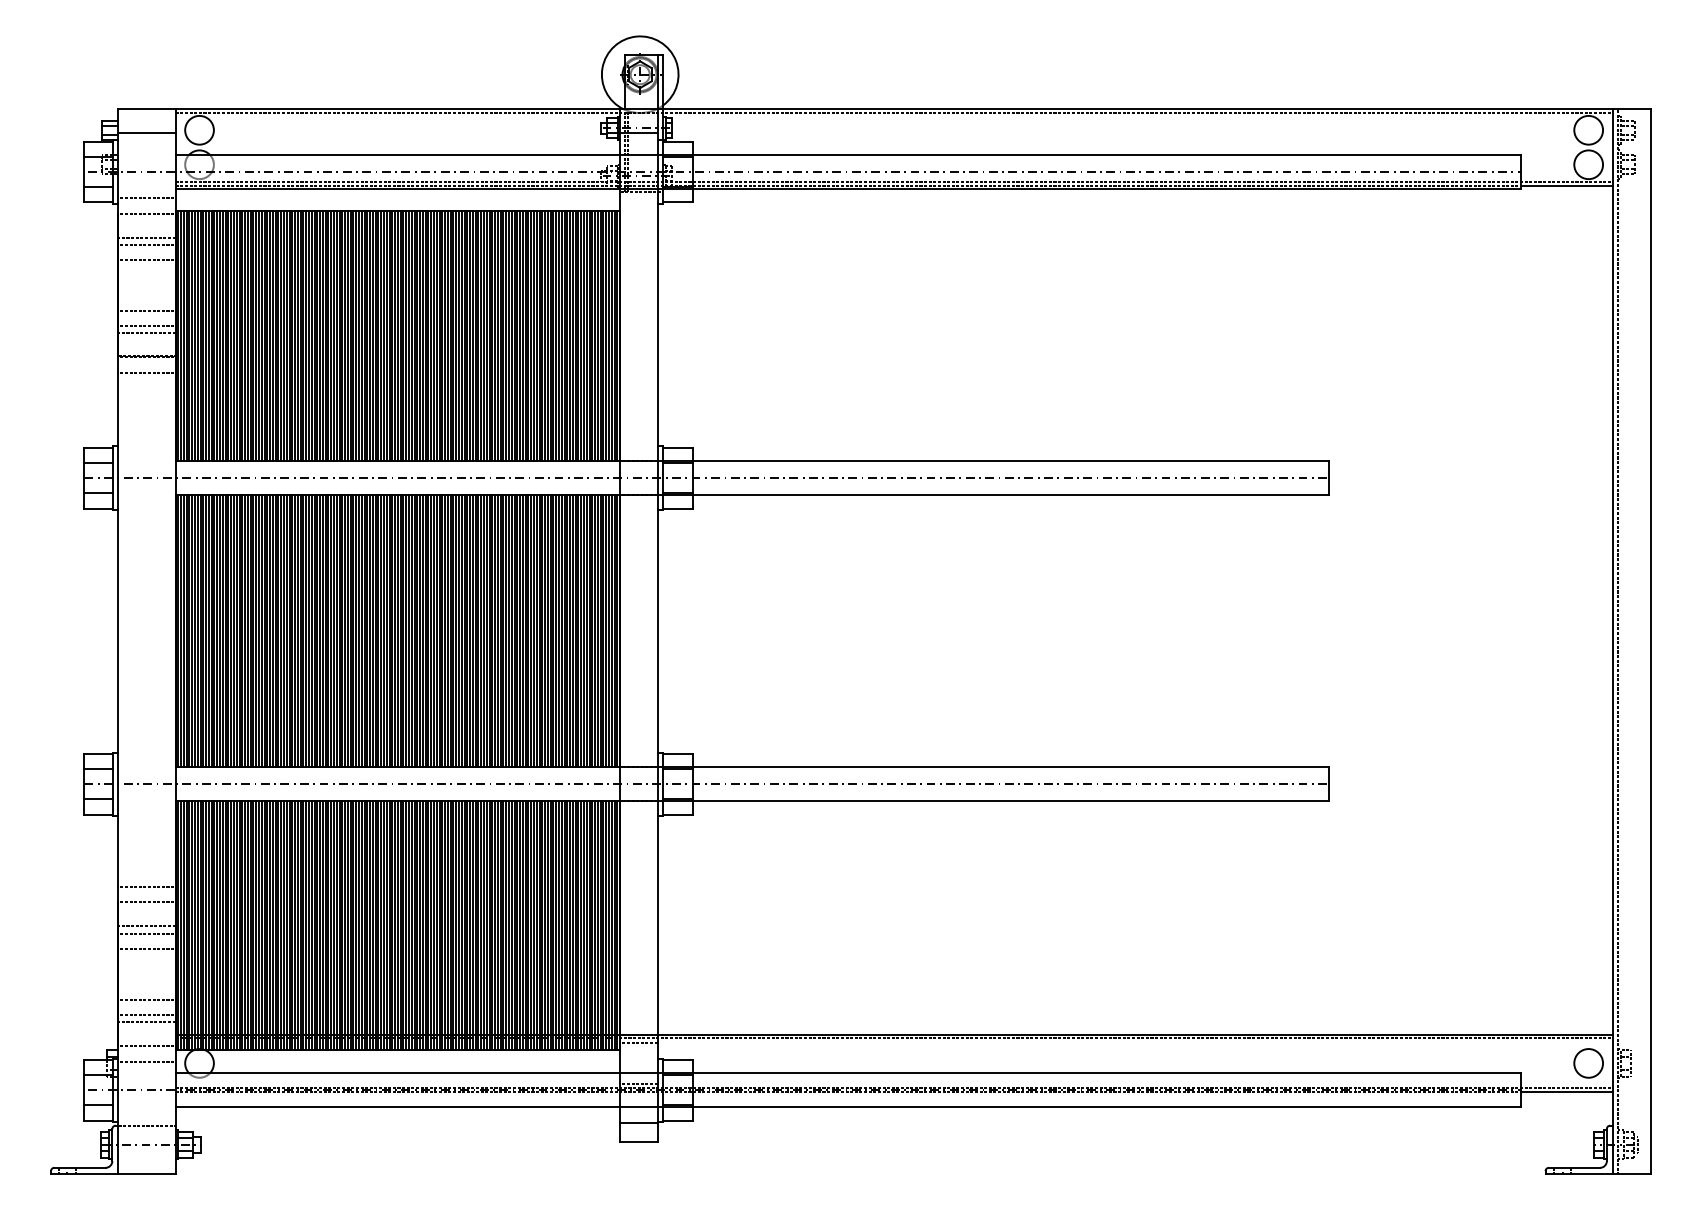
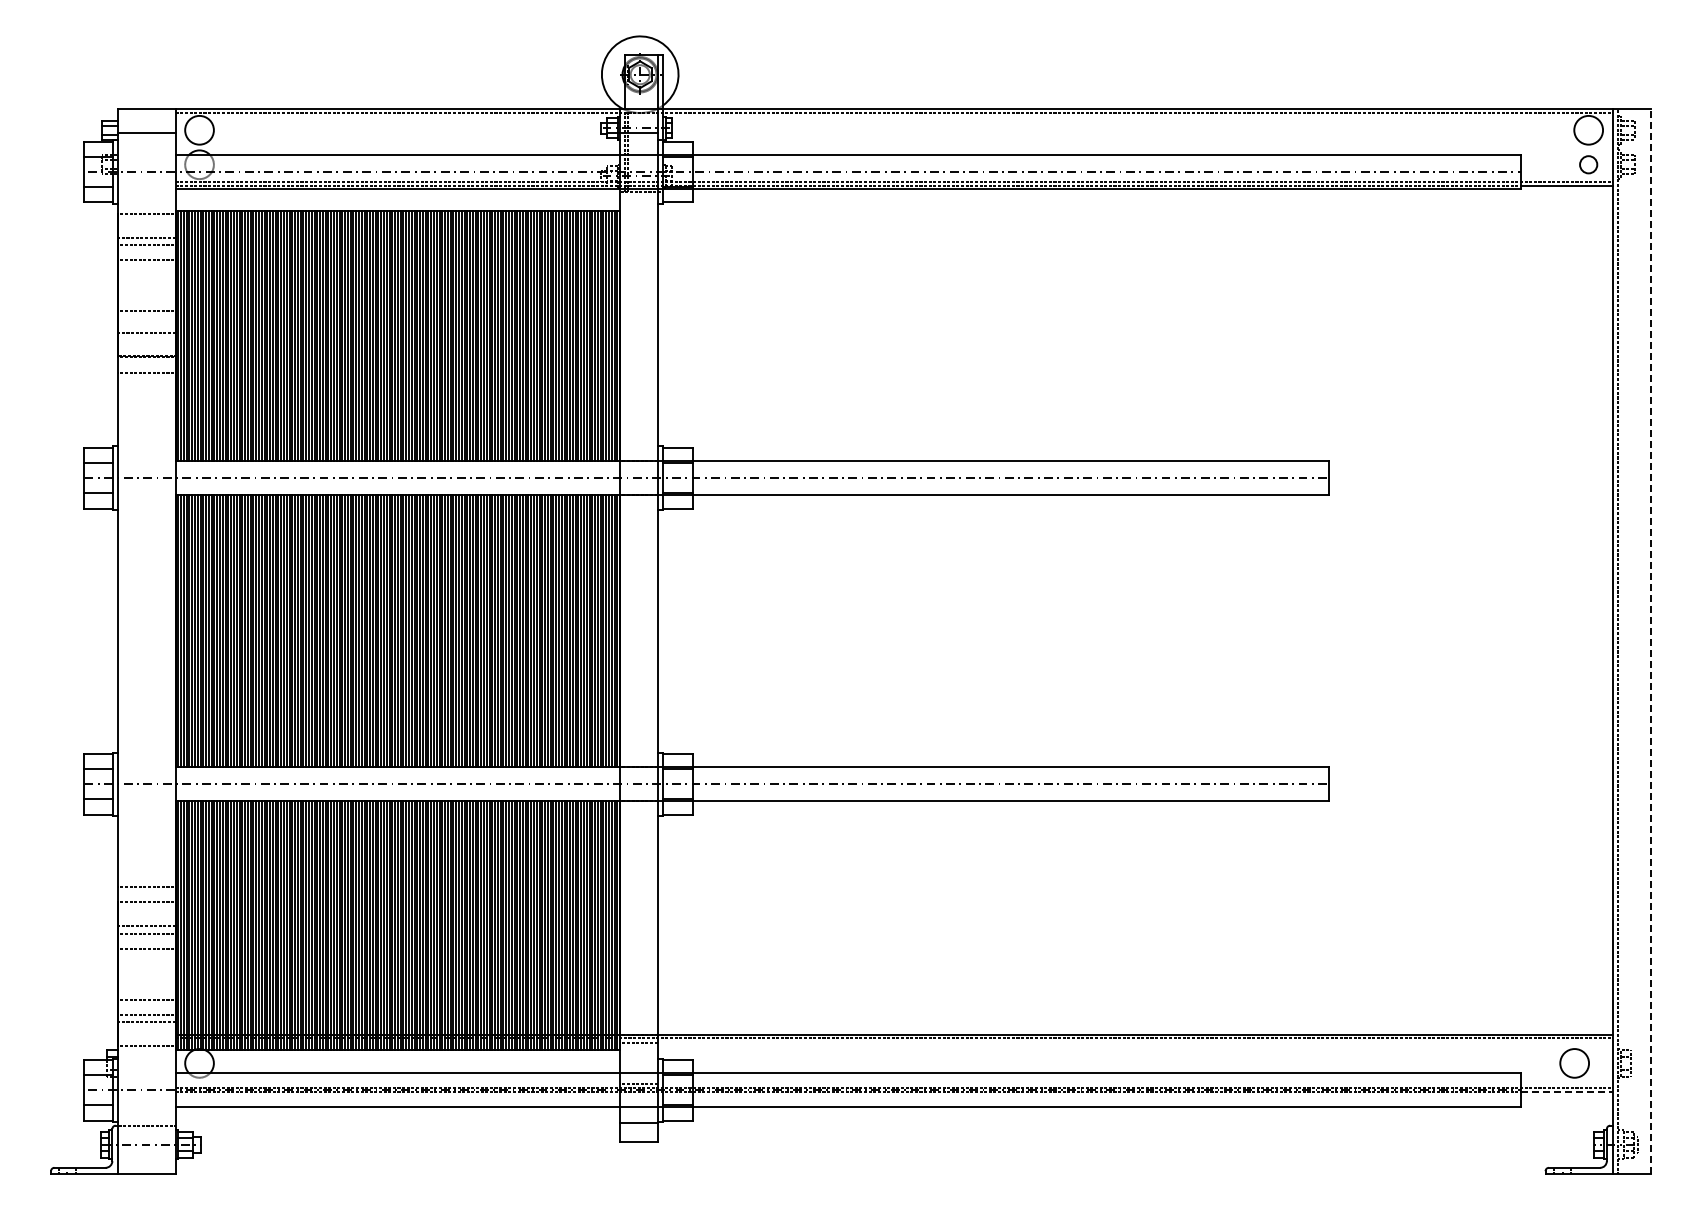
circle diameter: 29 px -> 17 px (1588, 164)
line: present -> none (146, 198)
line: present -> none (146, 326)
line: solid -> dashed (1650, 640)
line: present -> none (146, 1061)
circle position: (1588, 1063) -> (1574, 1063) (1574, 1063)
line: solid -> dashed (1566, 1092)
